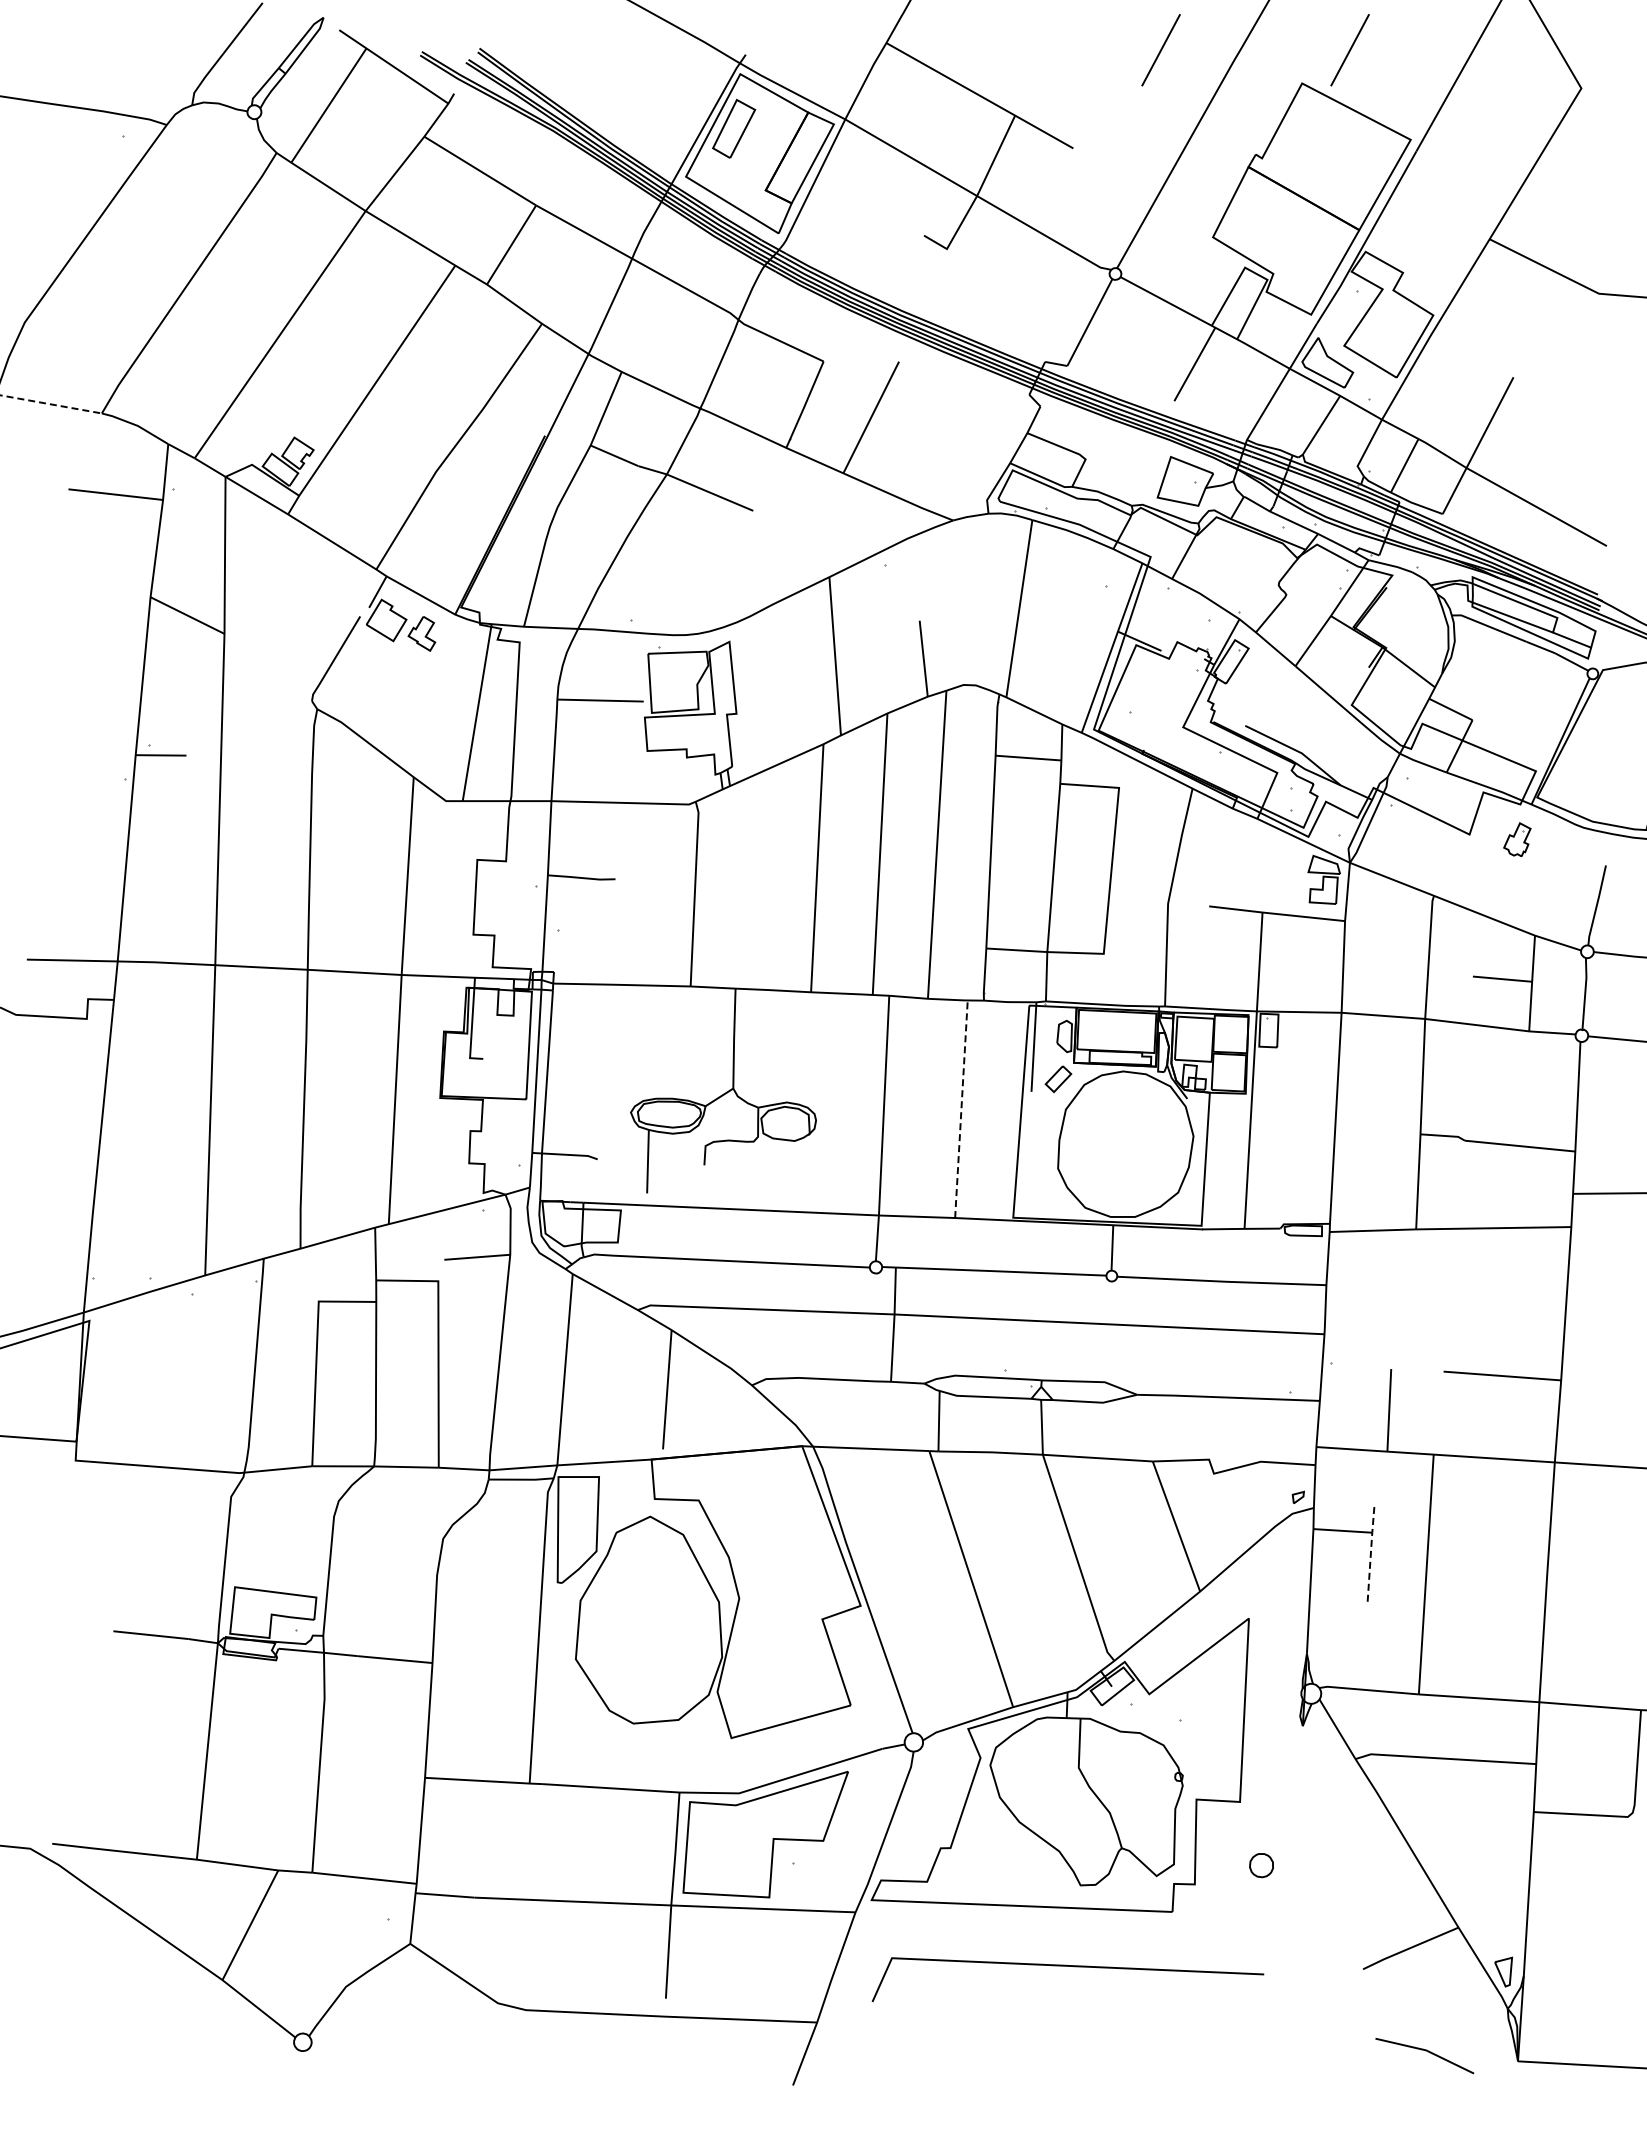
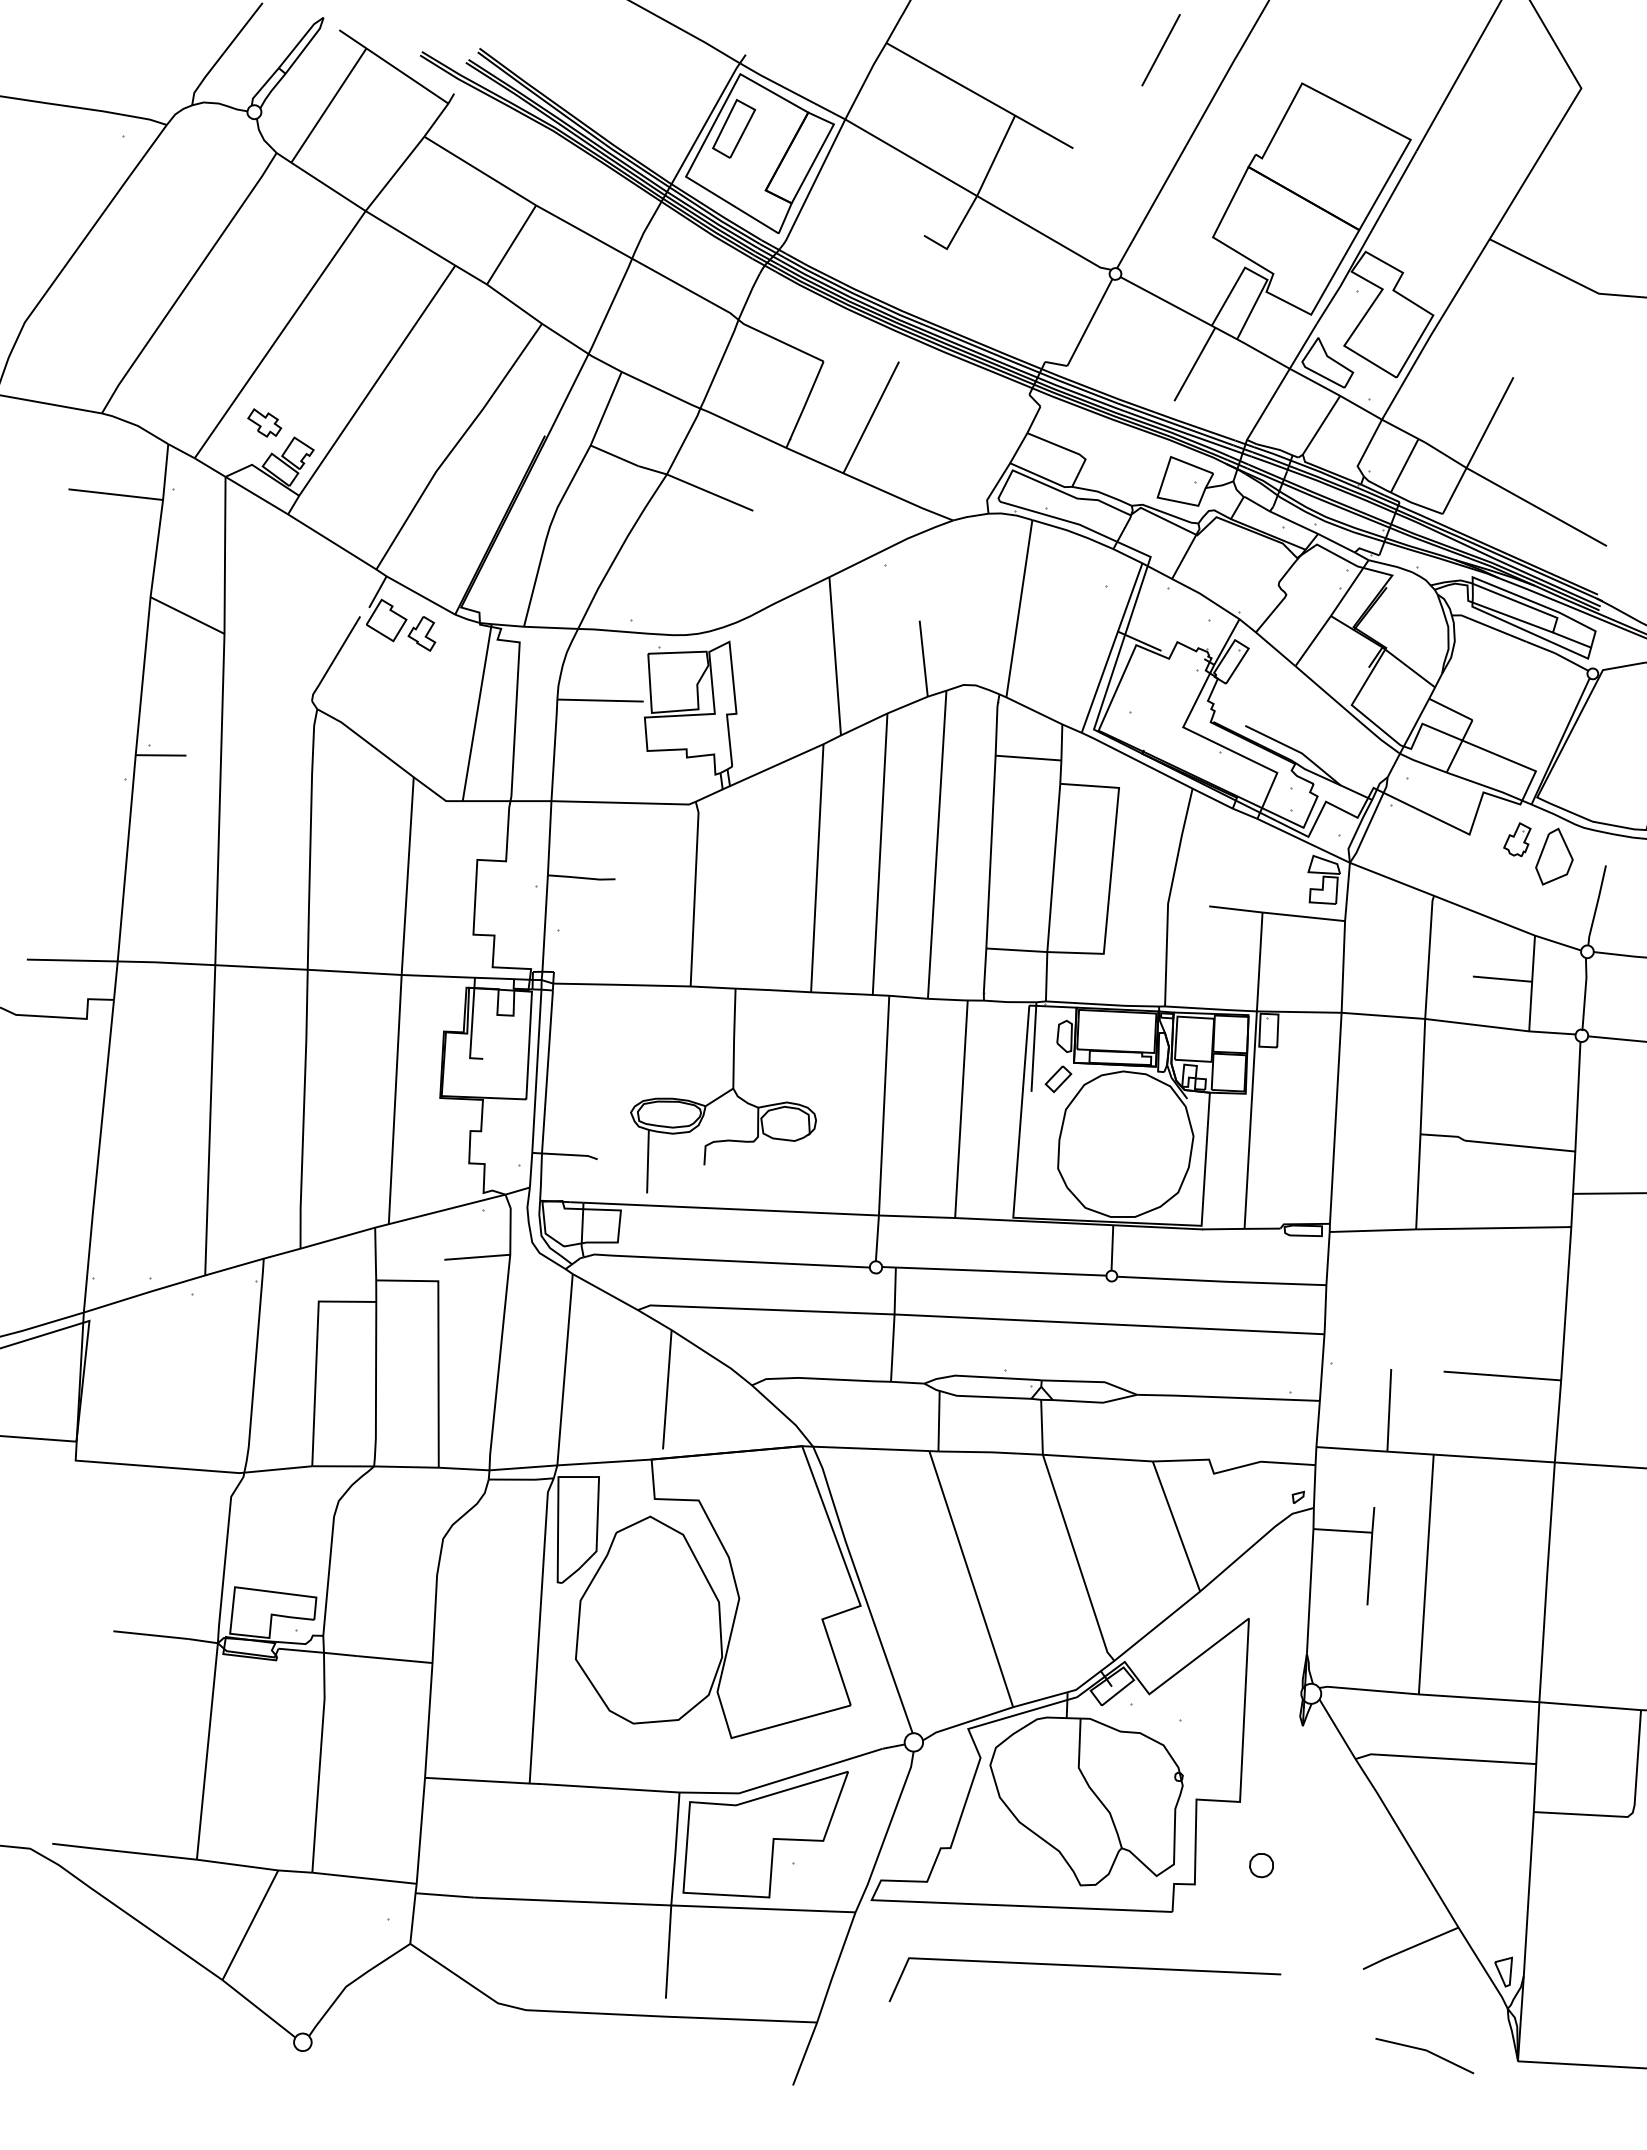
line: present -> none (1349, 50)
line: dashed -> solid (51, 404)
part: none -> present (264, 422)
part: none -> present (1554, 856)
line: dashed -> solid (961, 1109)
line: dashed -> solid (1370, 1555)
line position: (1067, 1966) -> (1084, 1966) (1084, 1966)
